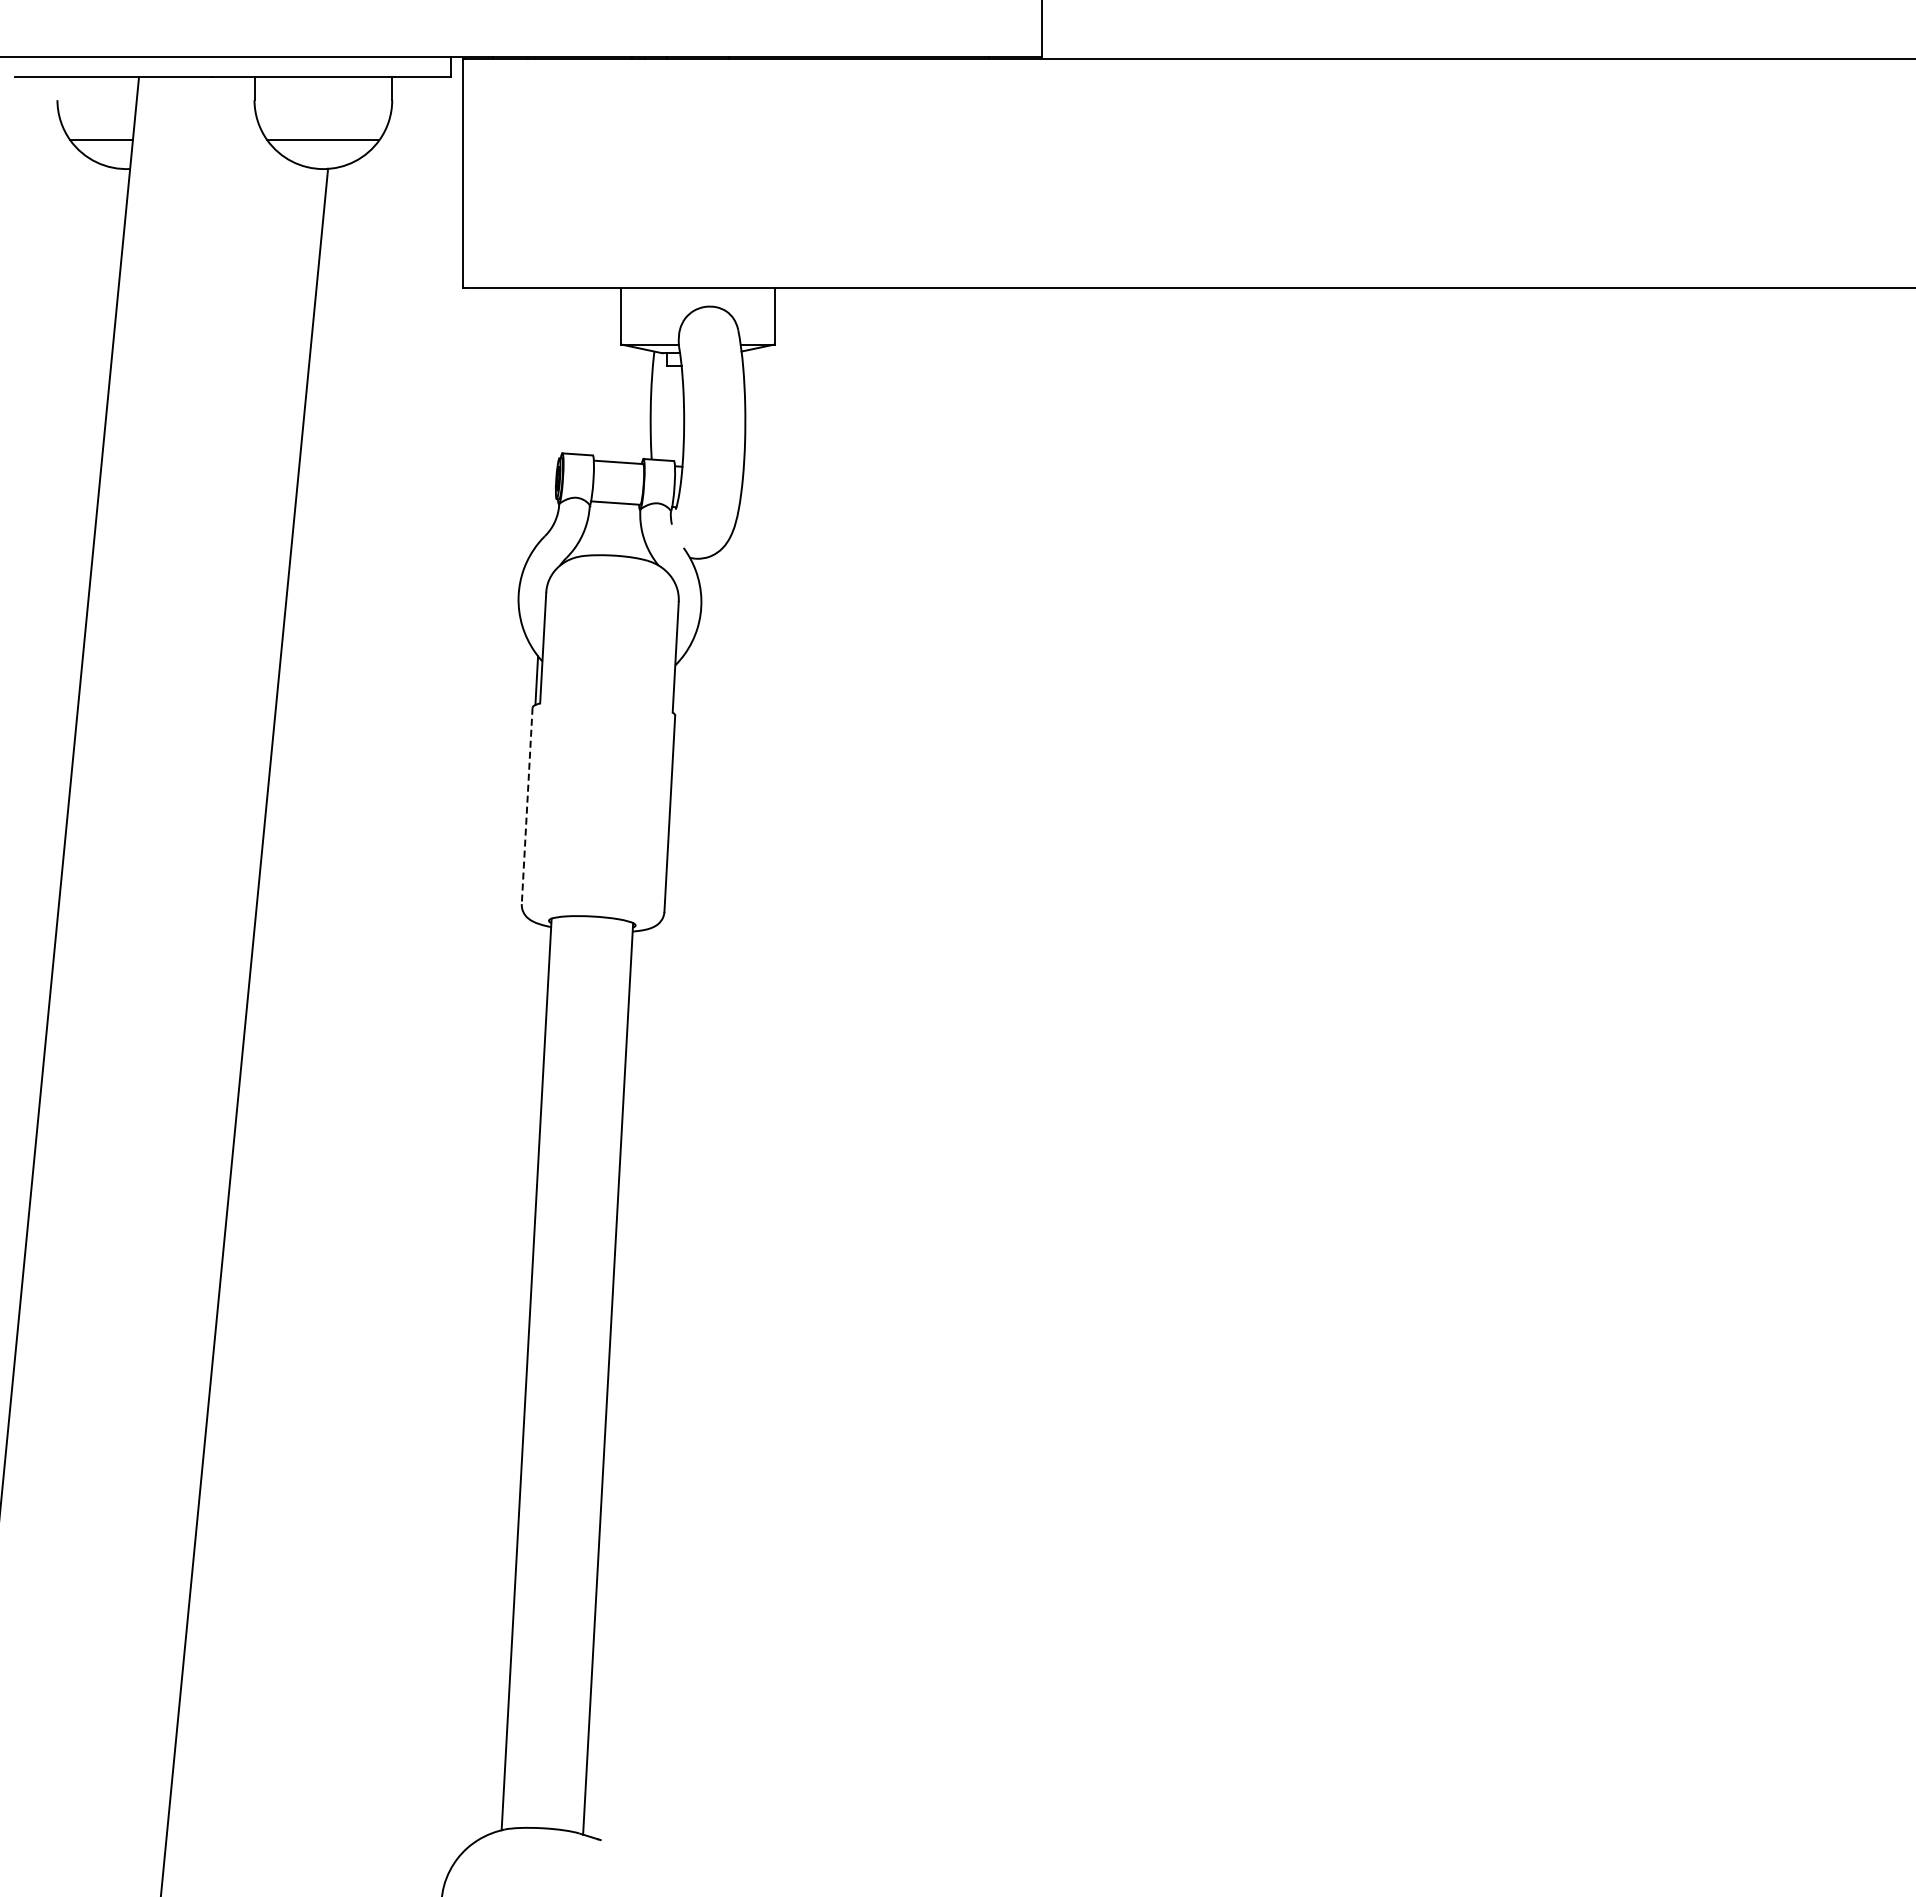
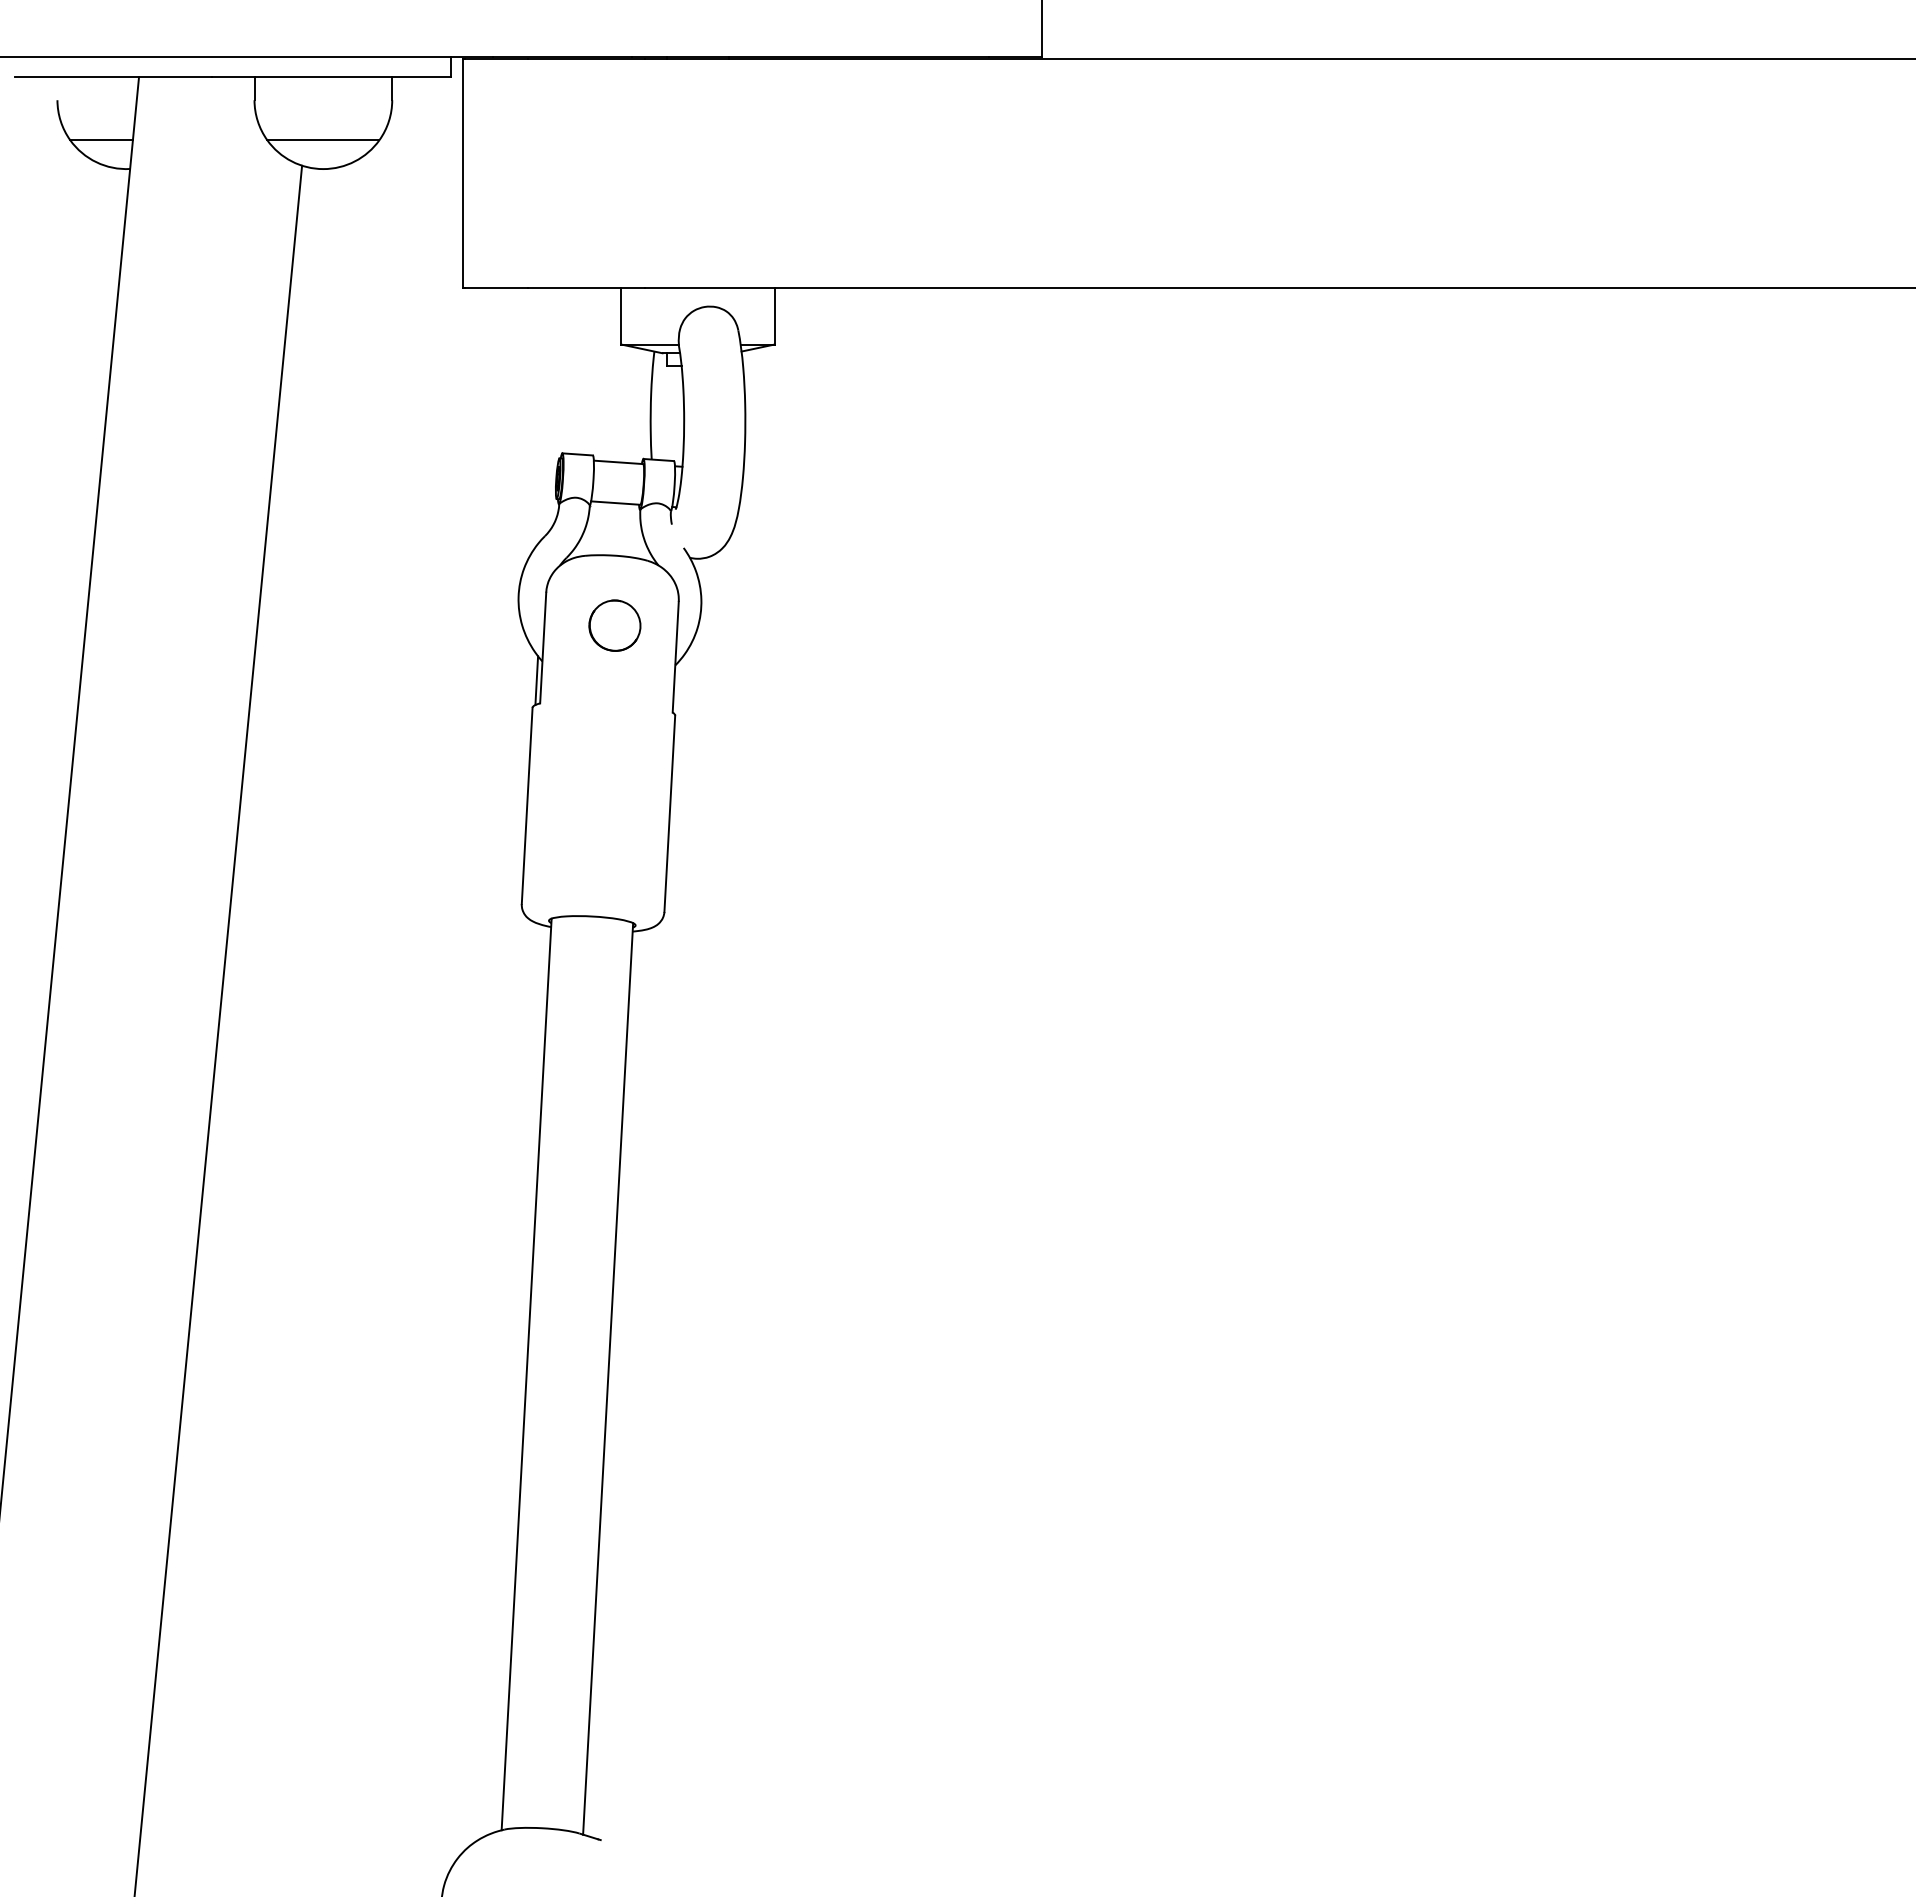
part: none -> present (614, 625)
line: dashed -> solid (527, 806)
line position: (244, 1030) -> (218, 1029) (218, 1029)
